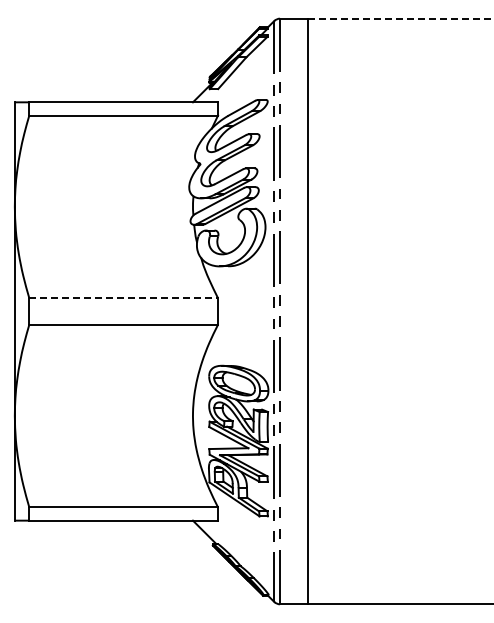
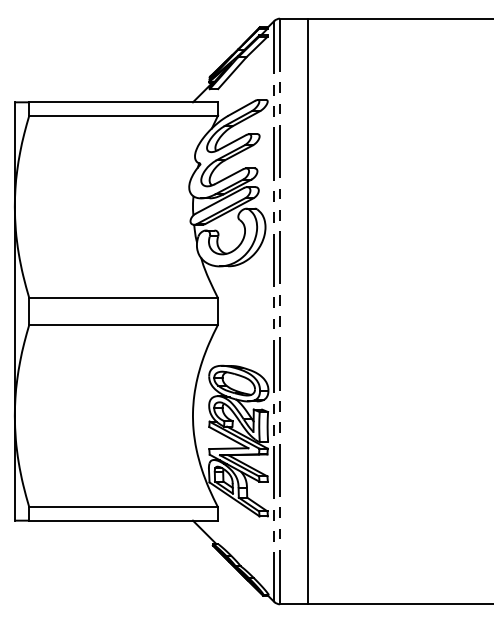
line: dashed -> solid (400, 18)
line: dashed -> solid (124, 298)
